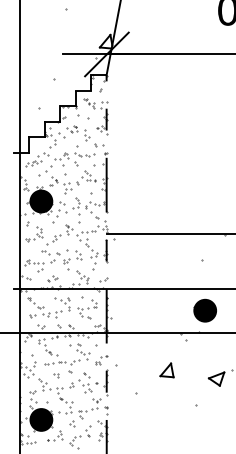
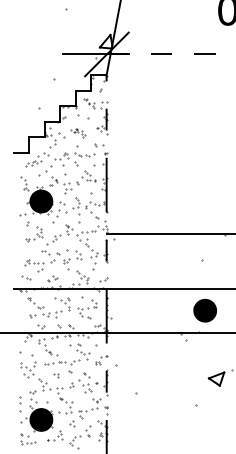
line: solid -> dashed (171, 54)
part size: 25x17 px -> 17x11 px (78, 133)
line: present -> none (19, 226)
part: present -> none (166, 370)
